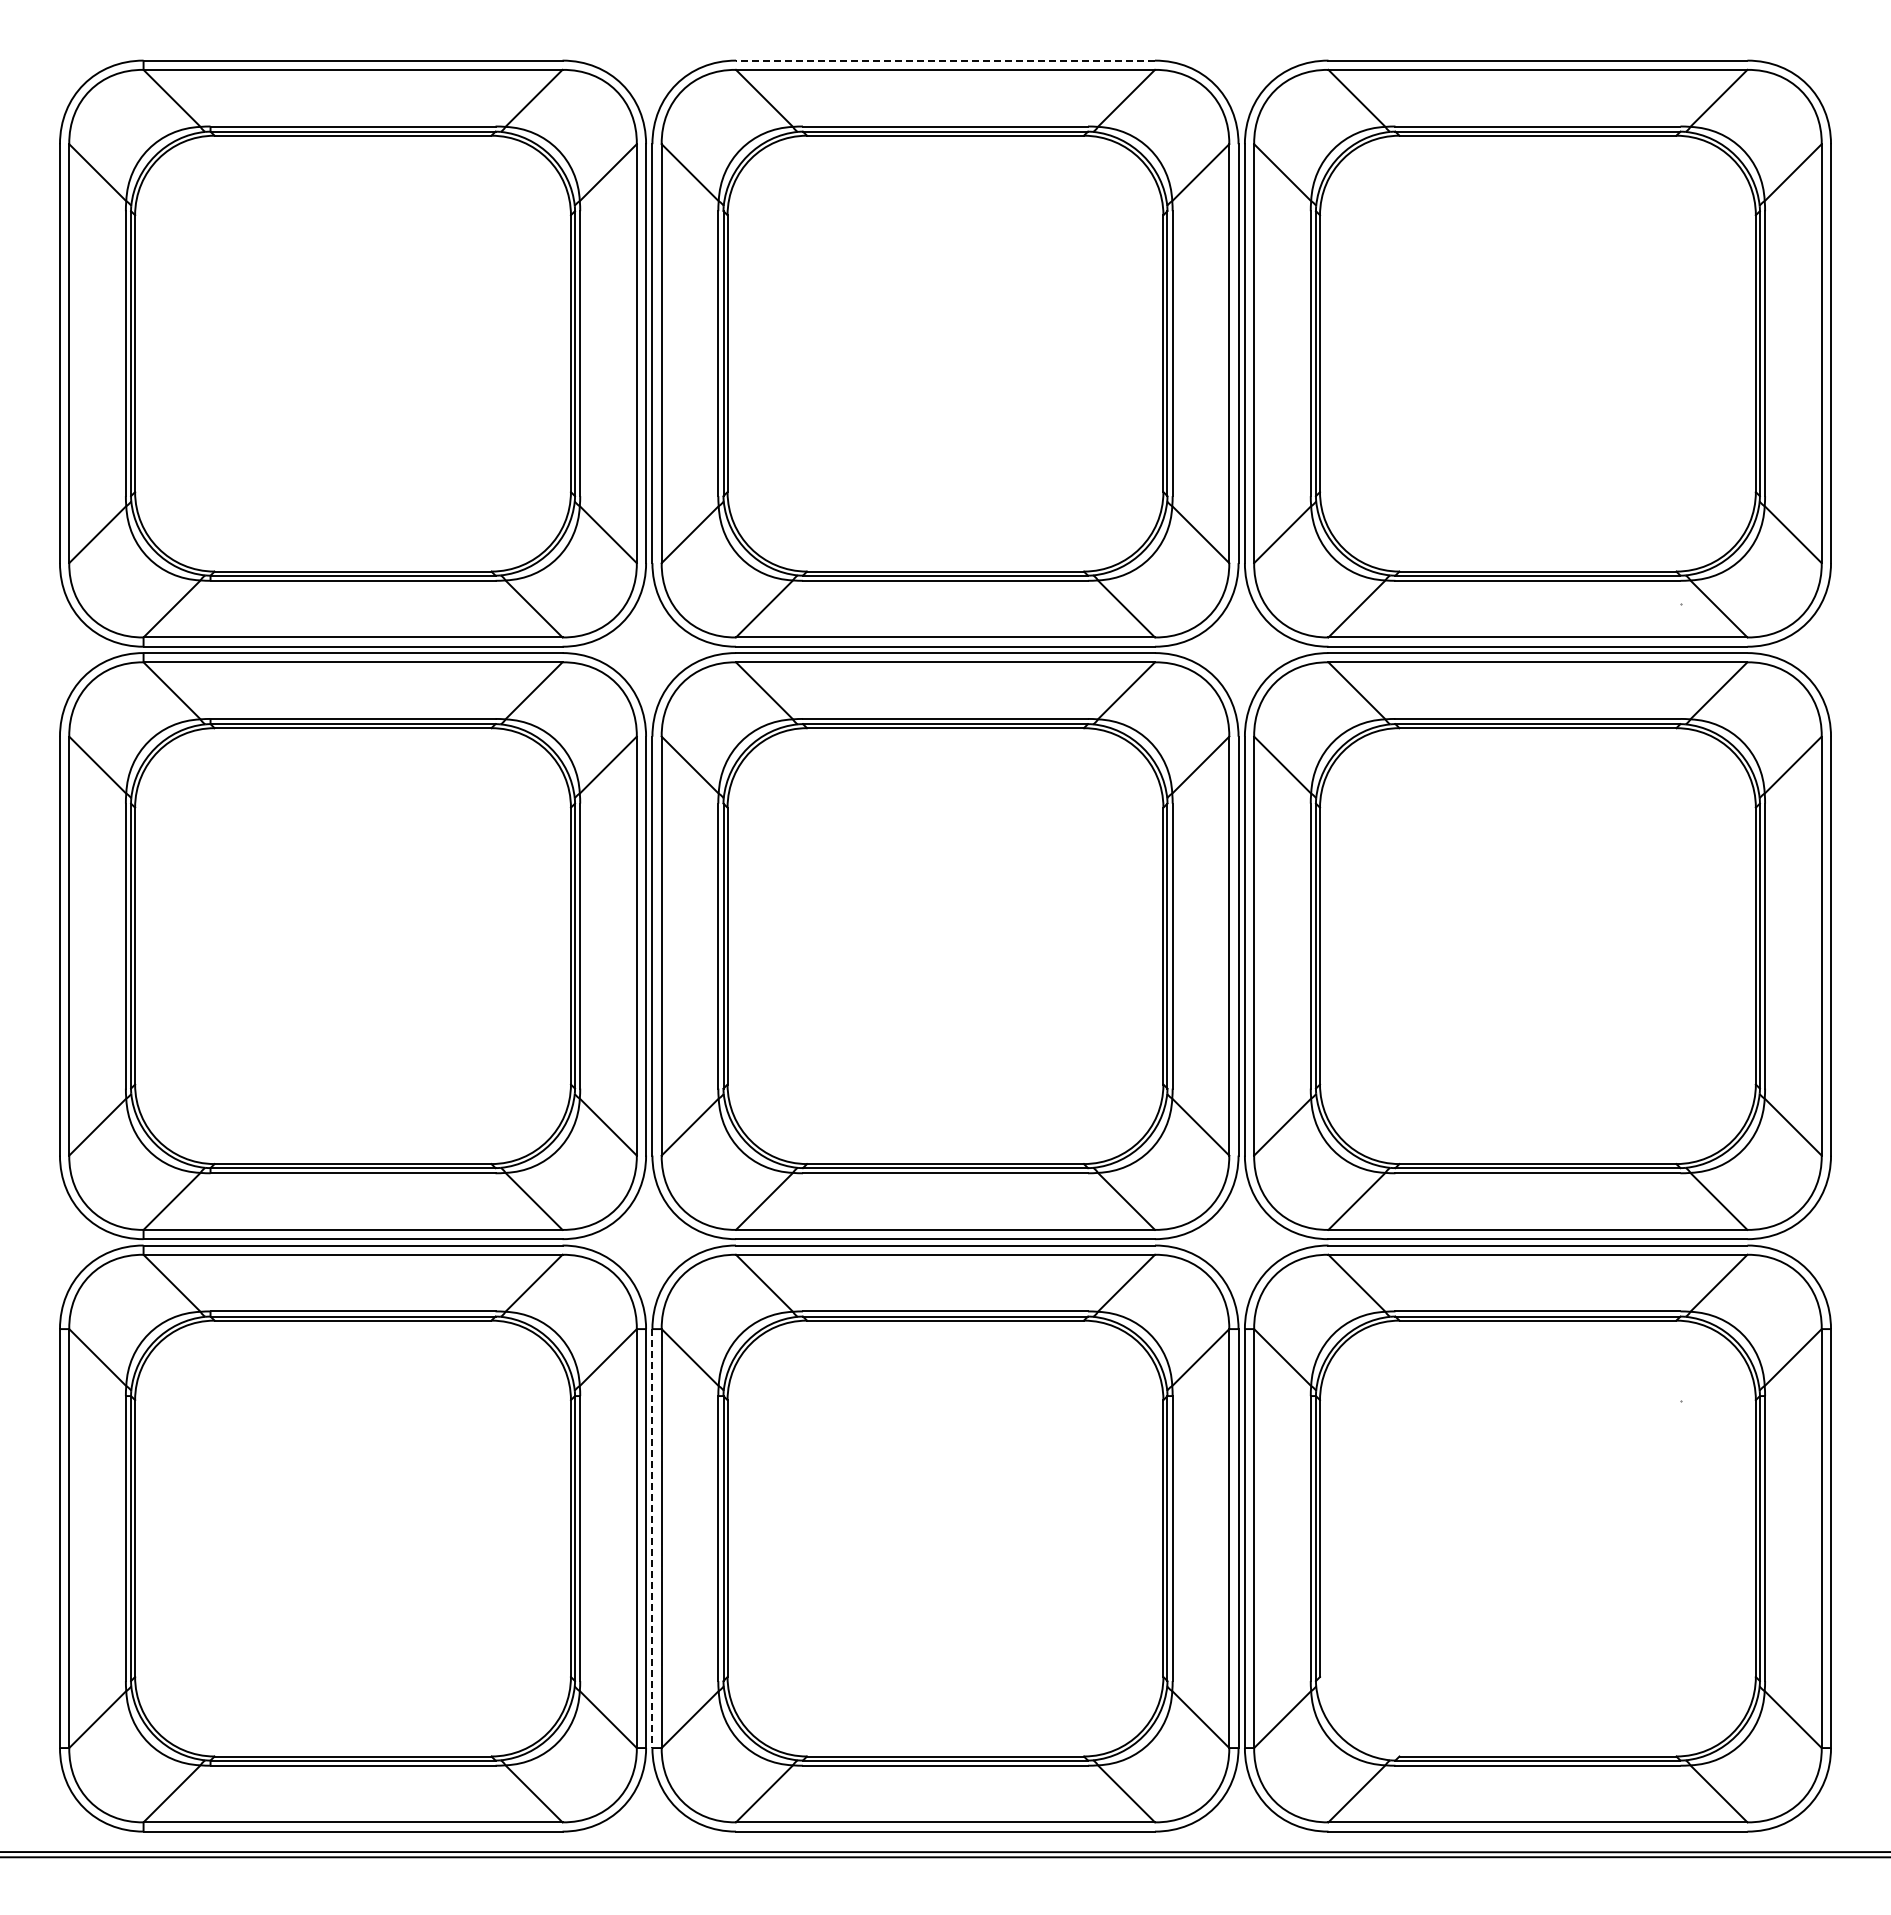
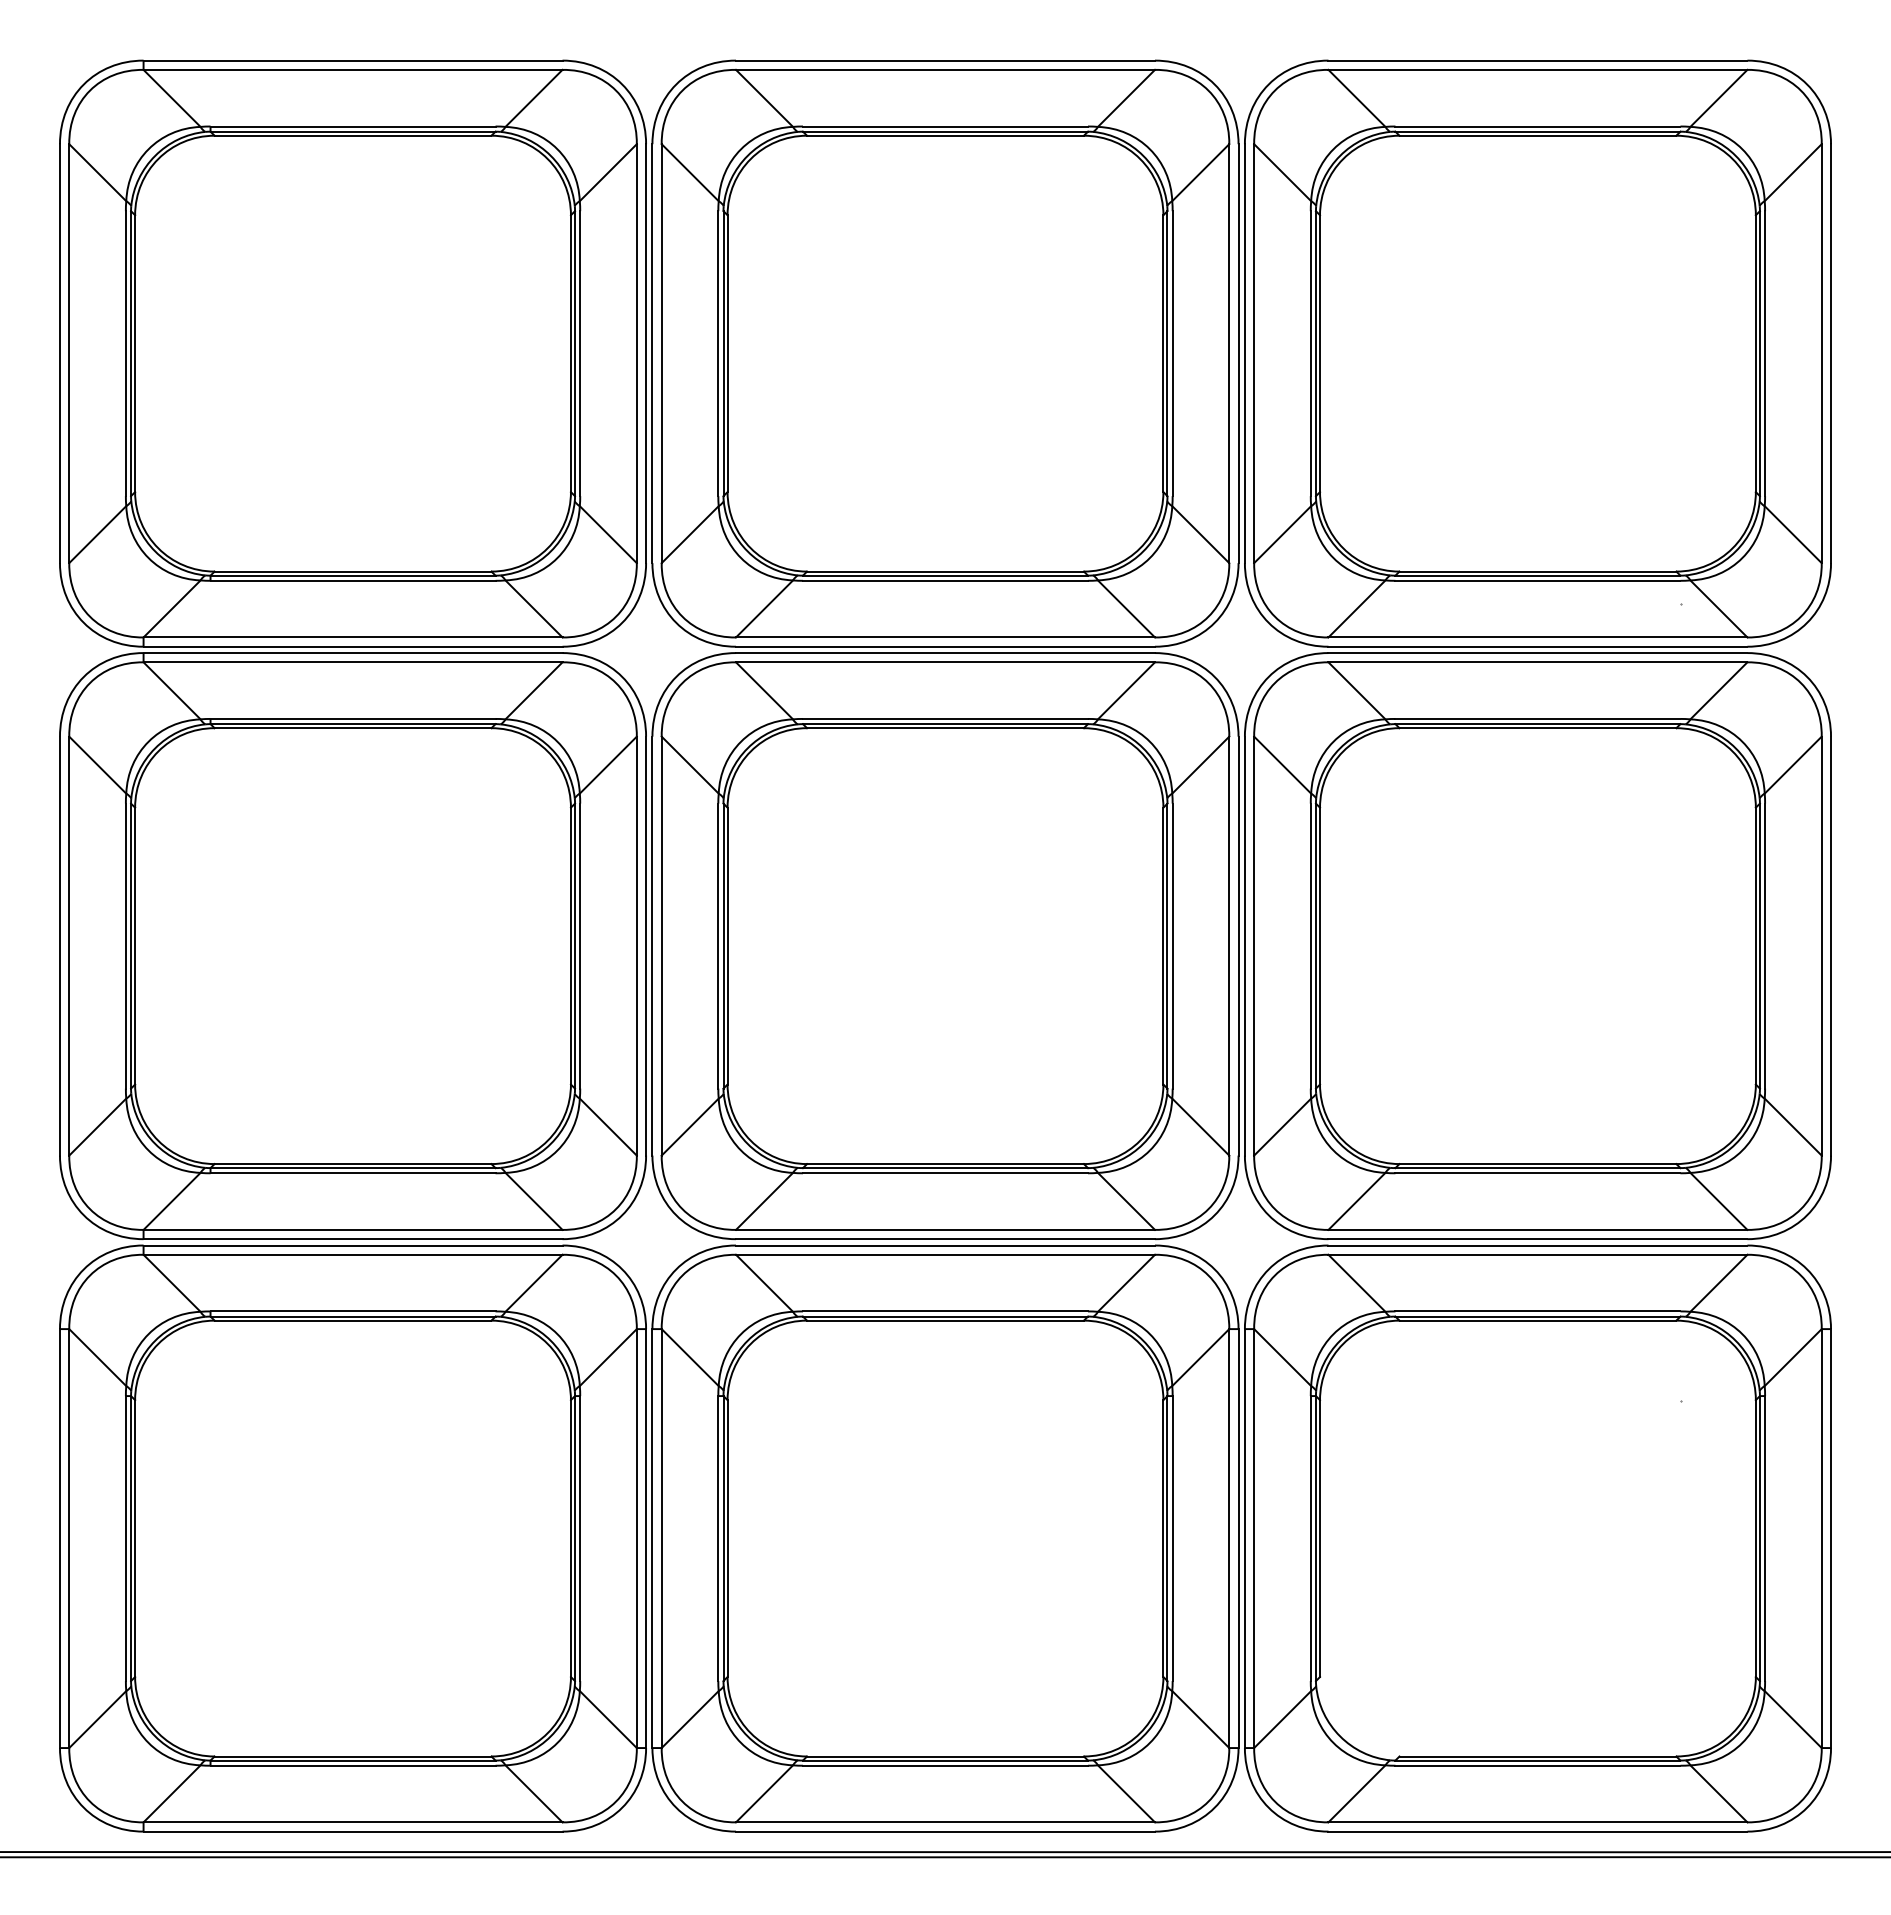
line: dashed -> solid (945, 60)
line: dashed -> solid (652, 1539)
